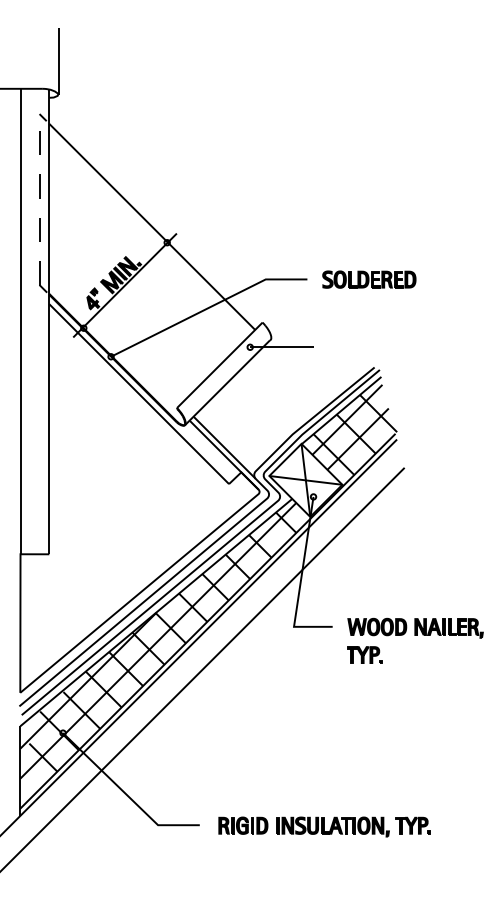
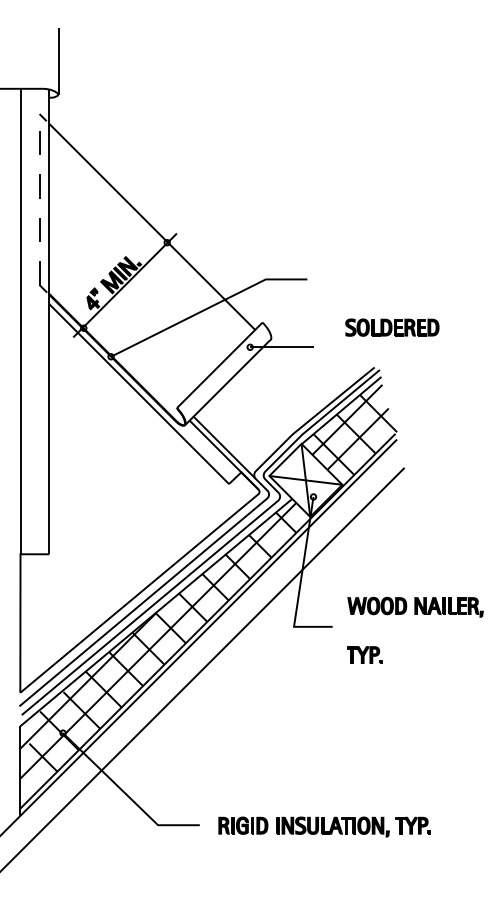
part position: (369, 279) -> (392, 327) (392, 327)
part position: (415, 627) -> (415, 606) (415, 606)
